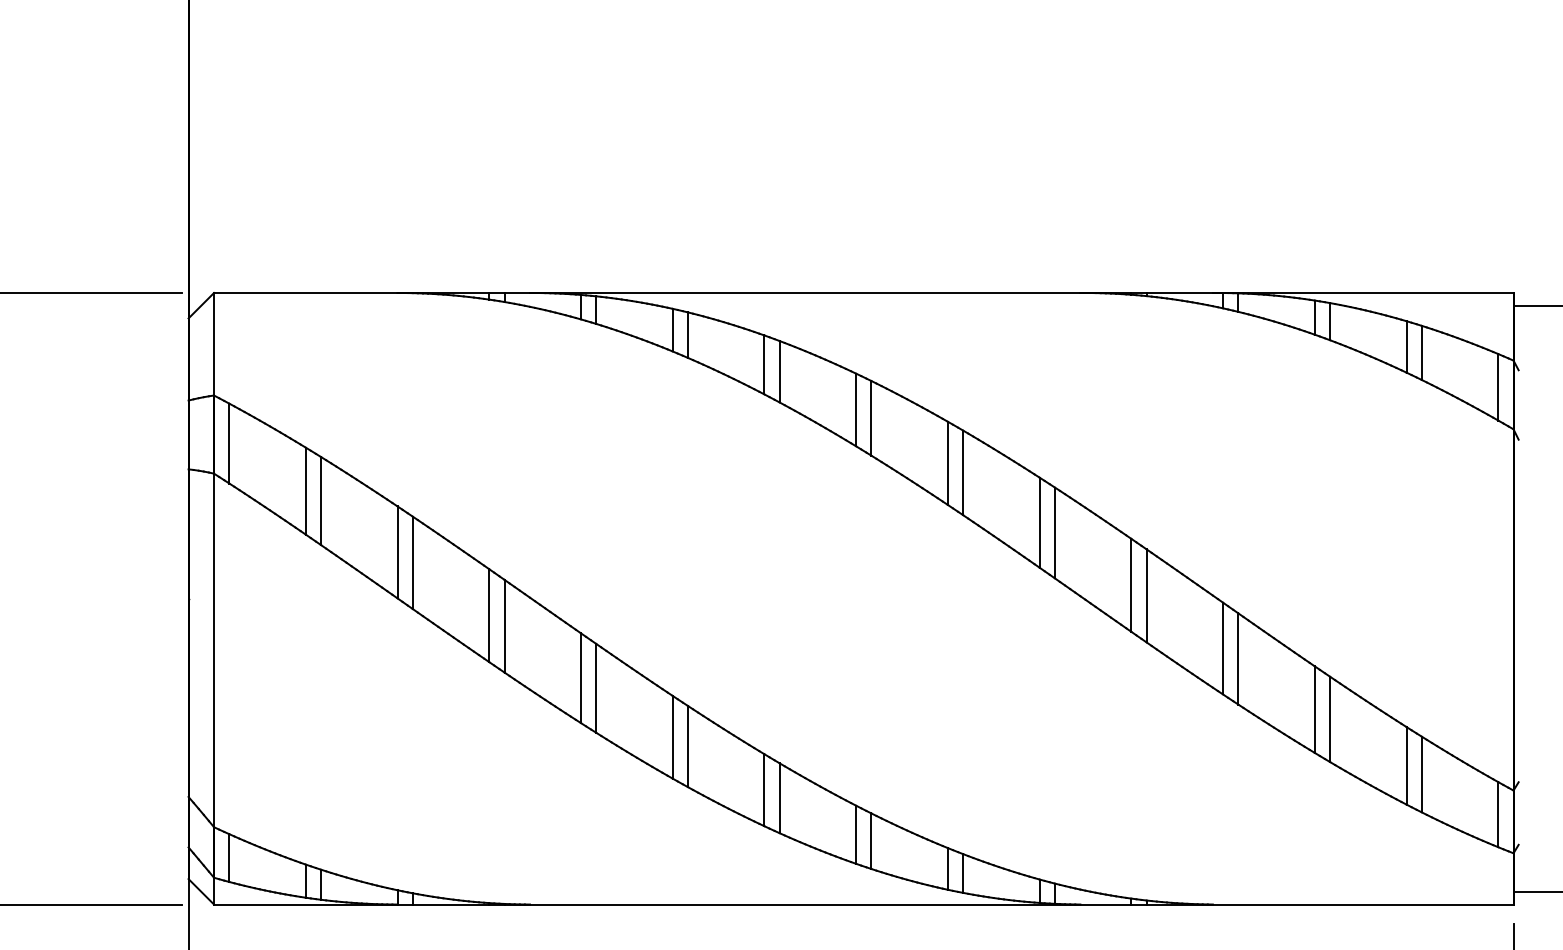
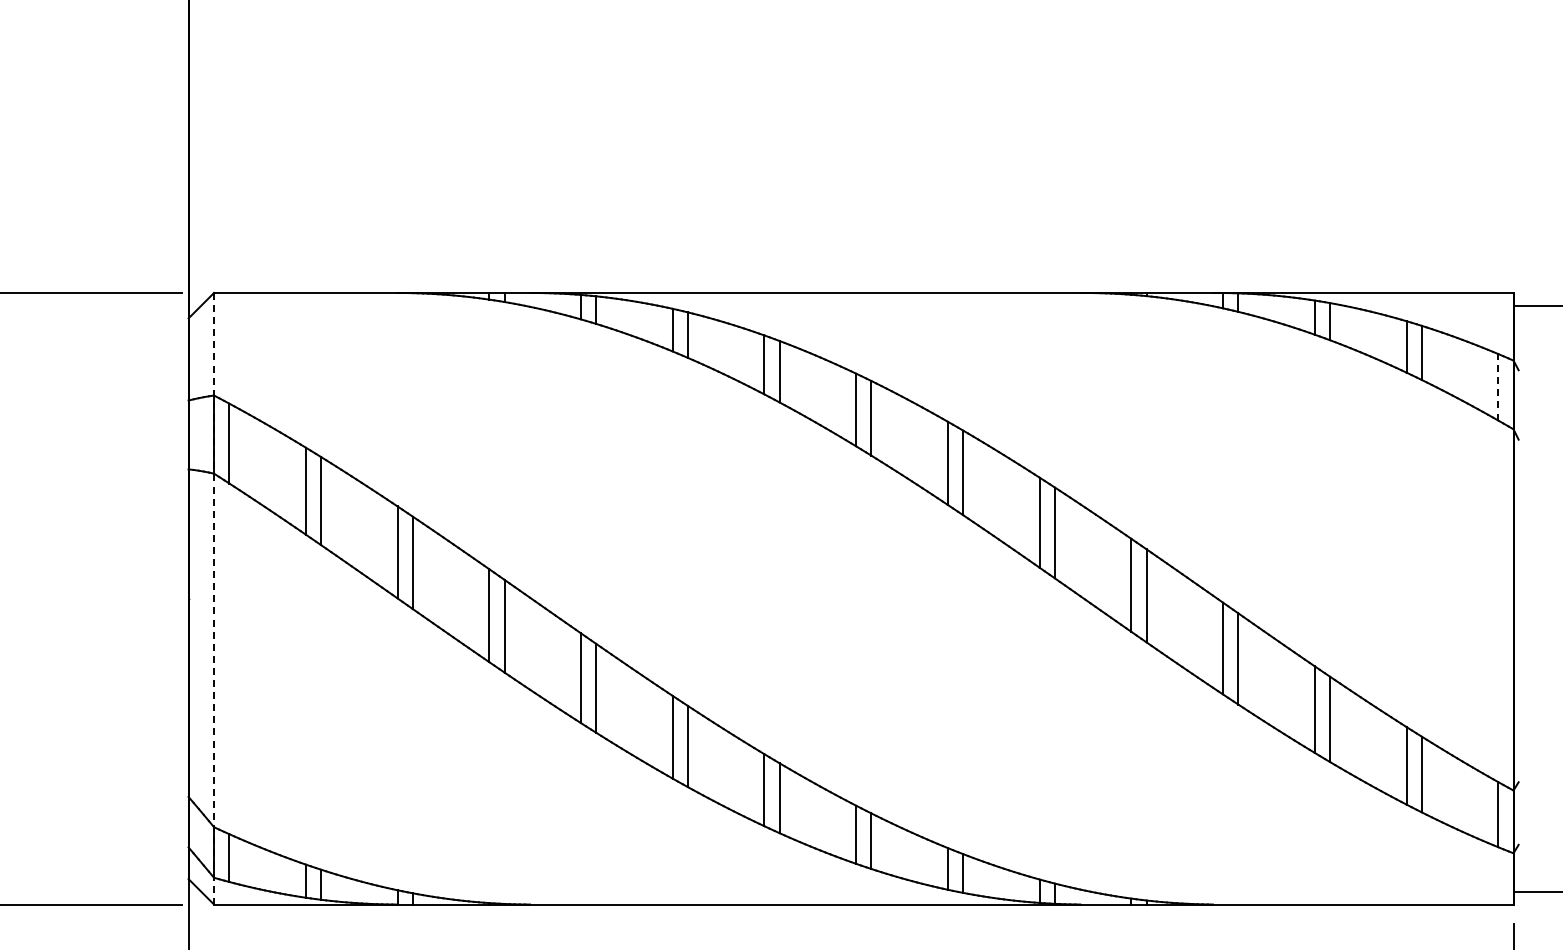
line: solid -> dashed (1498, 386)
line: solid -> dashed (214, 598)
